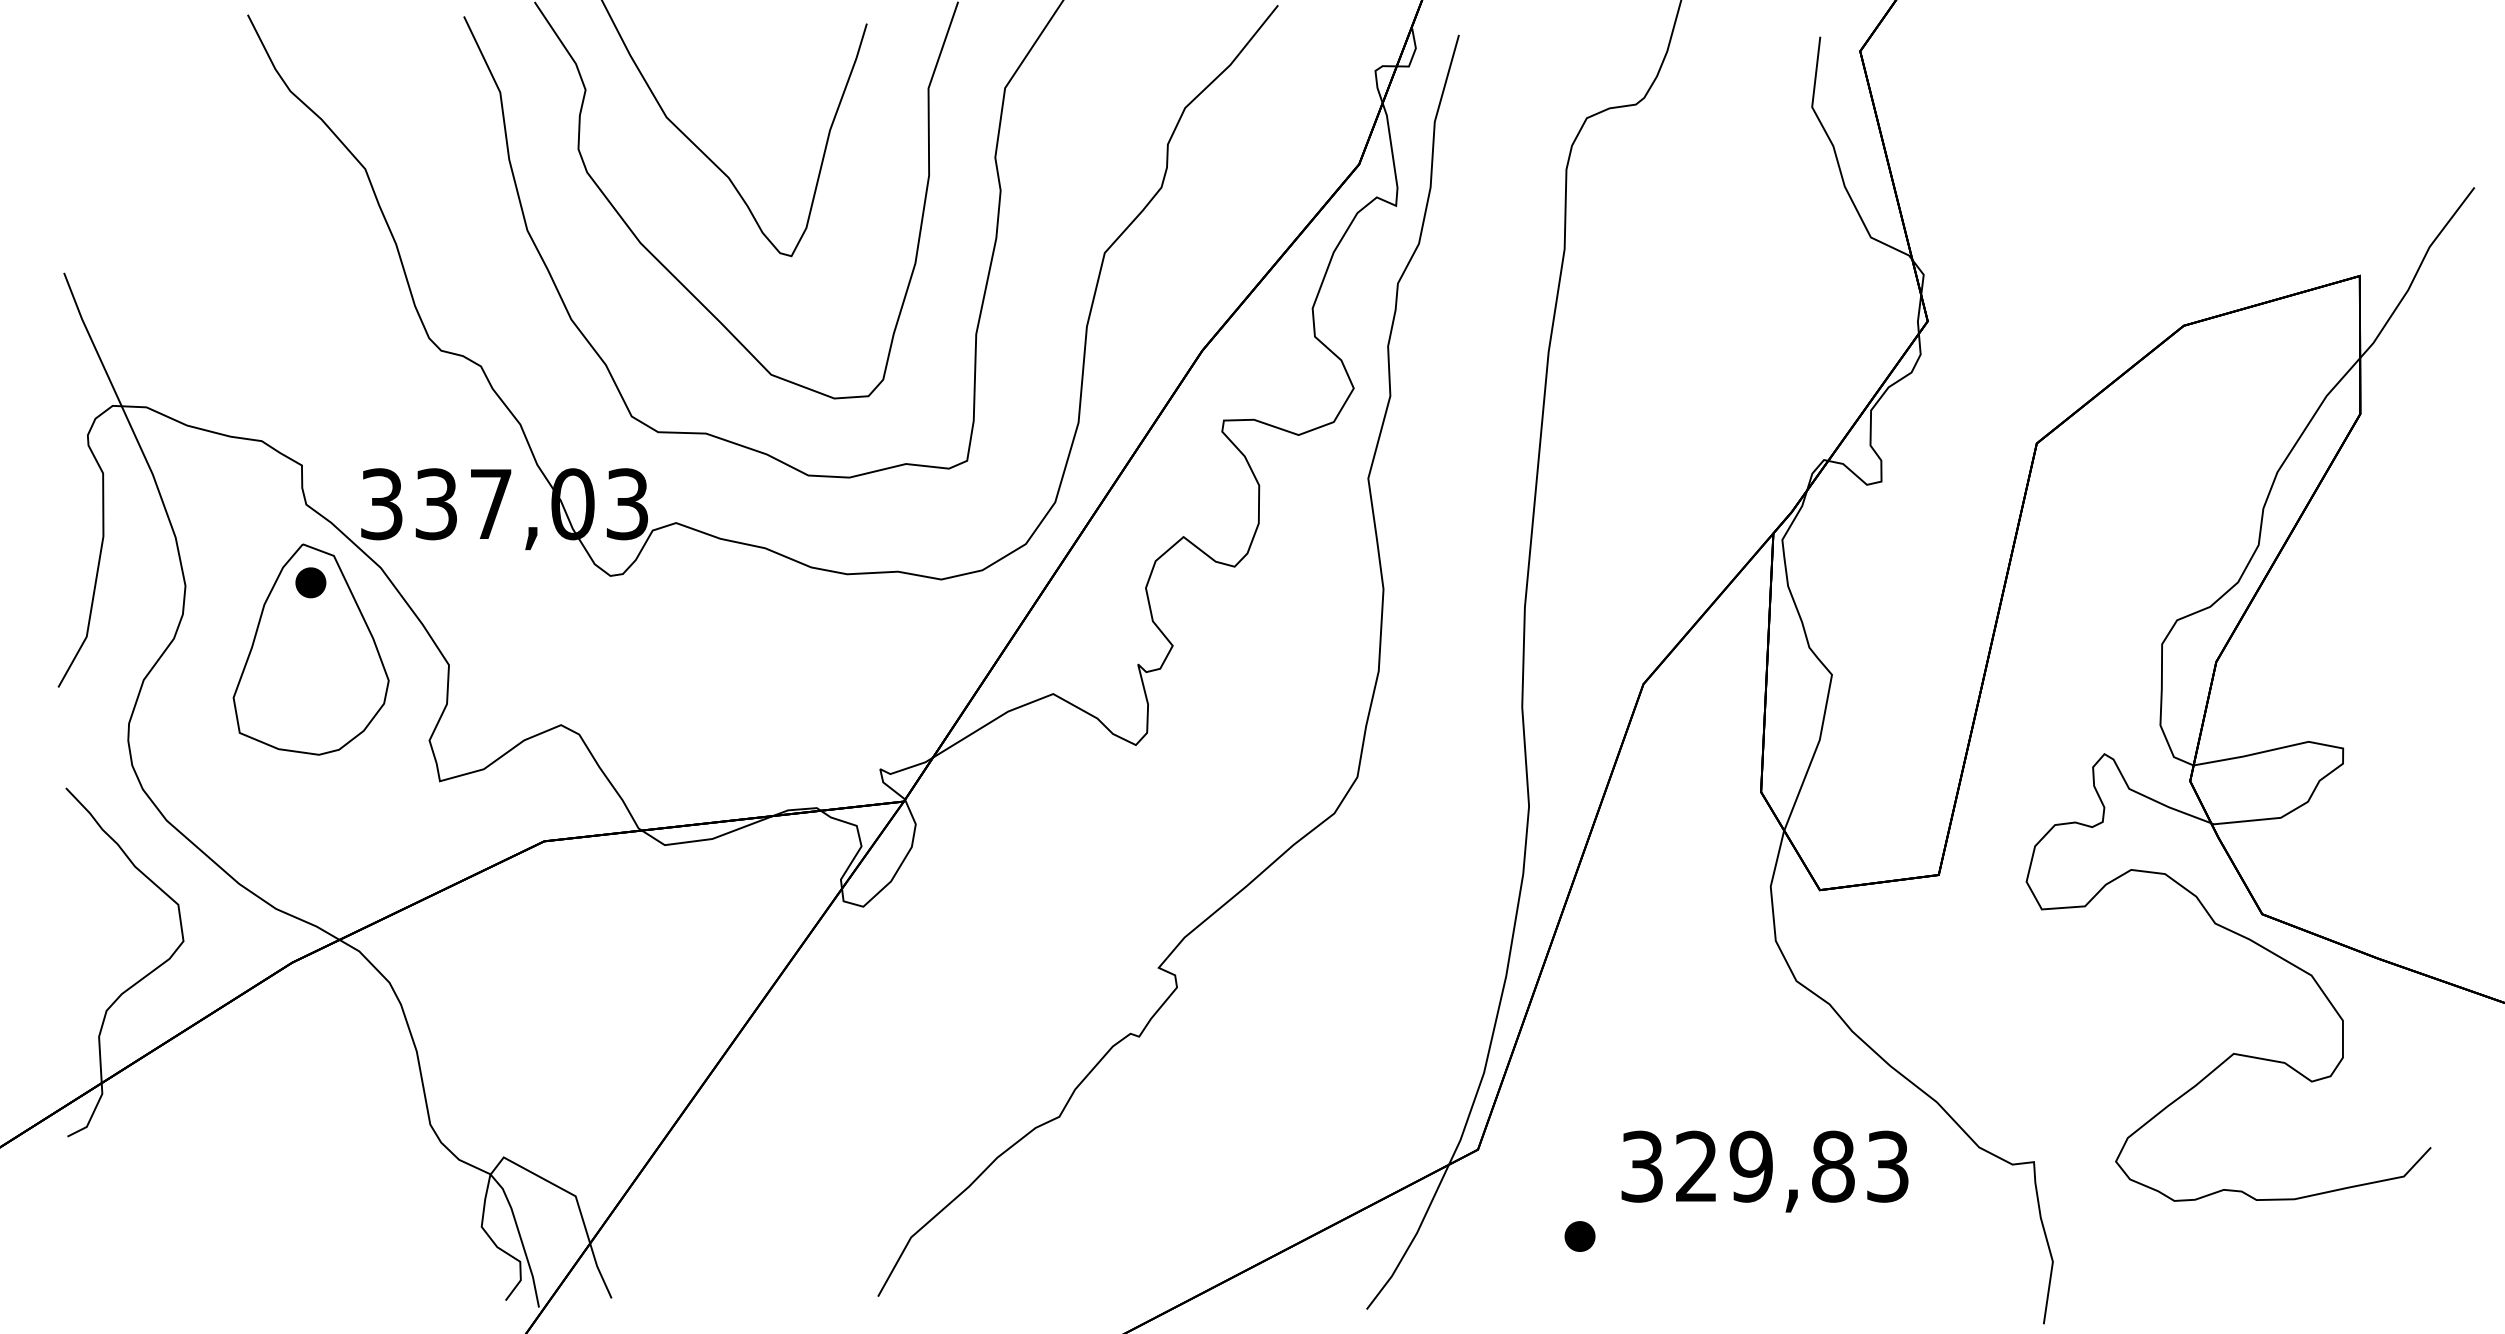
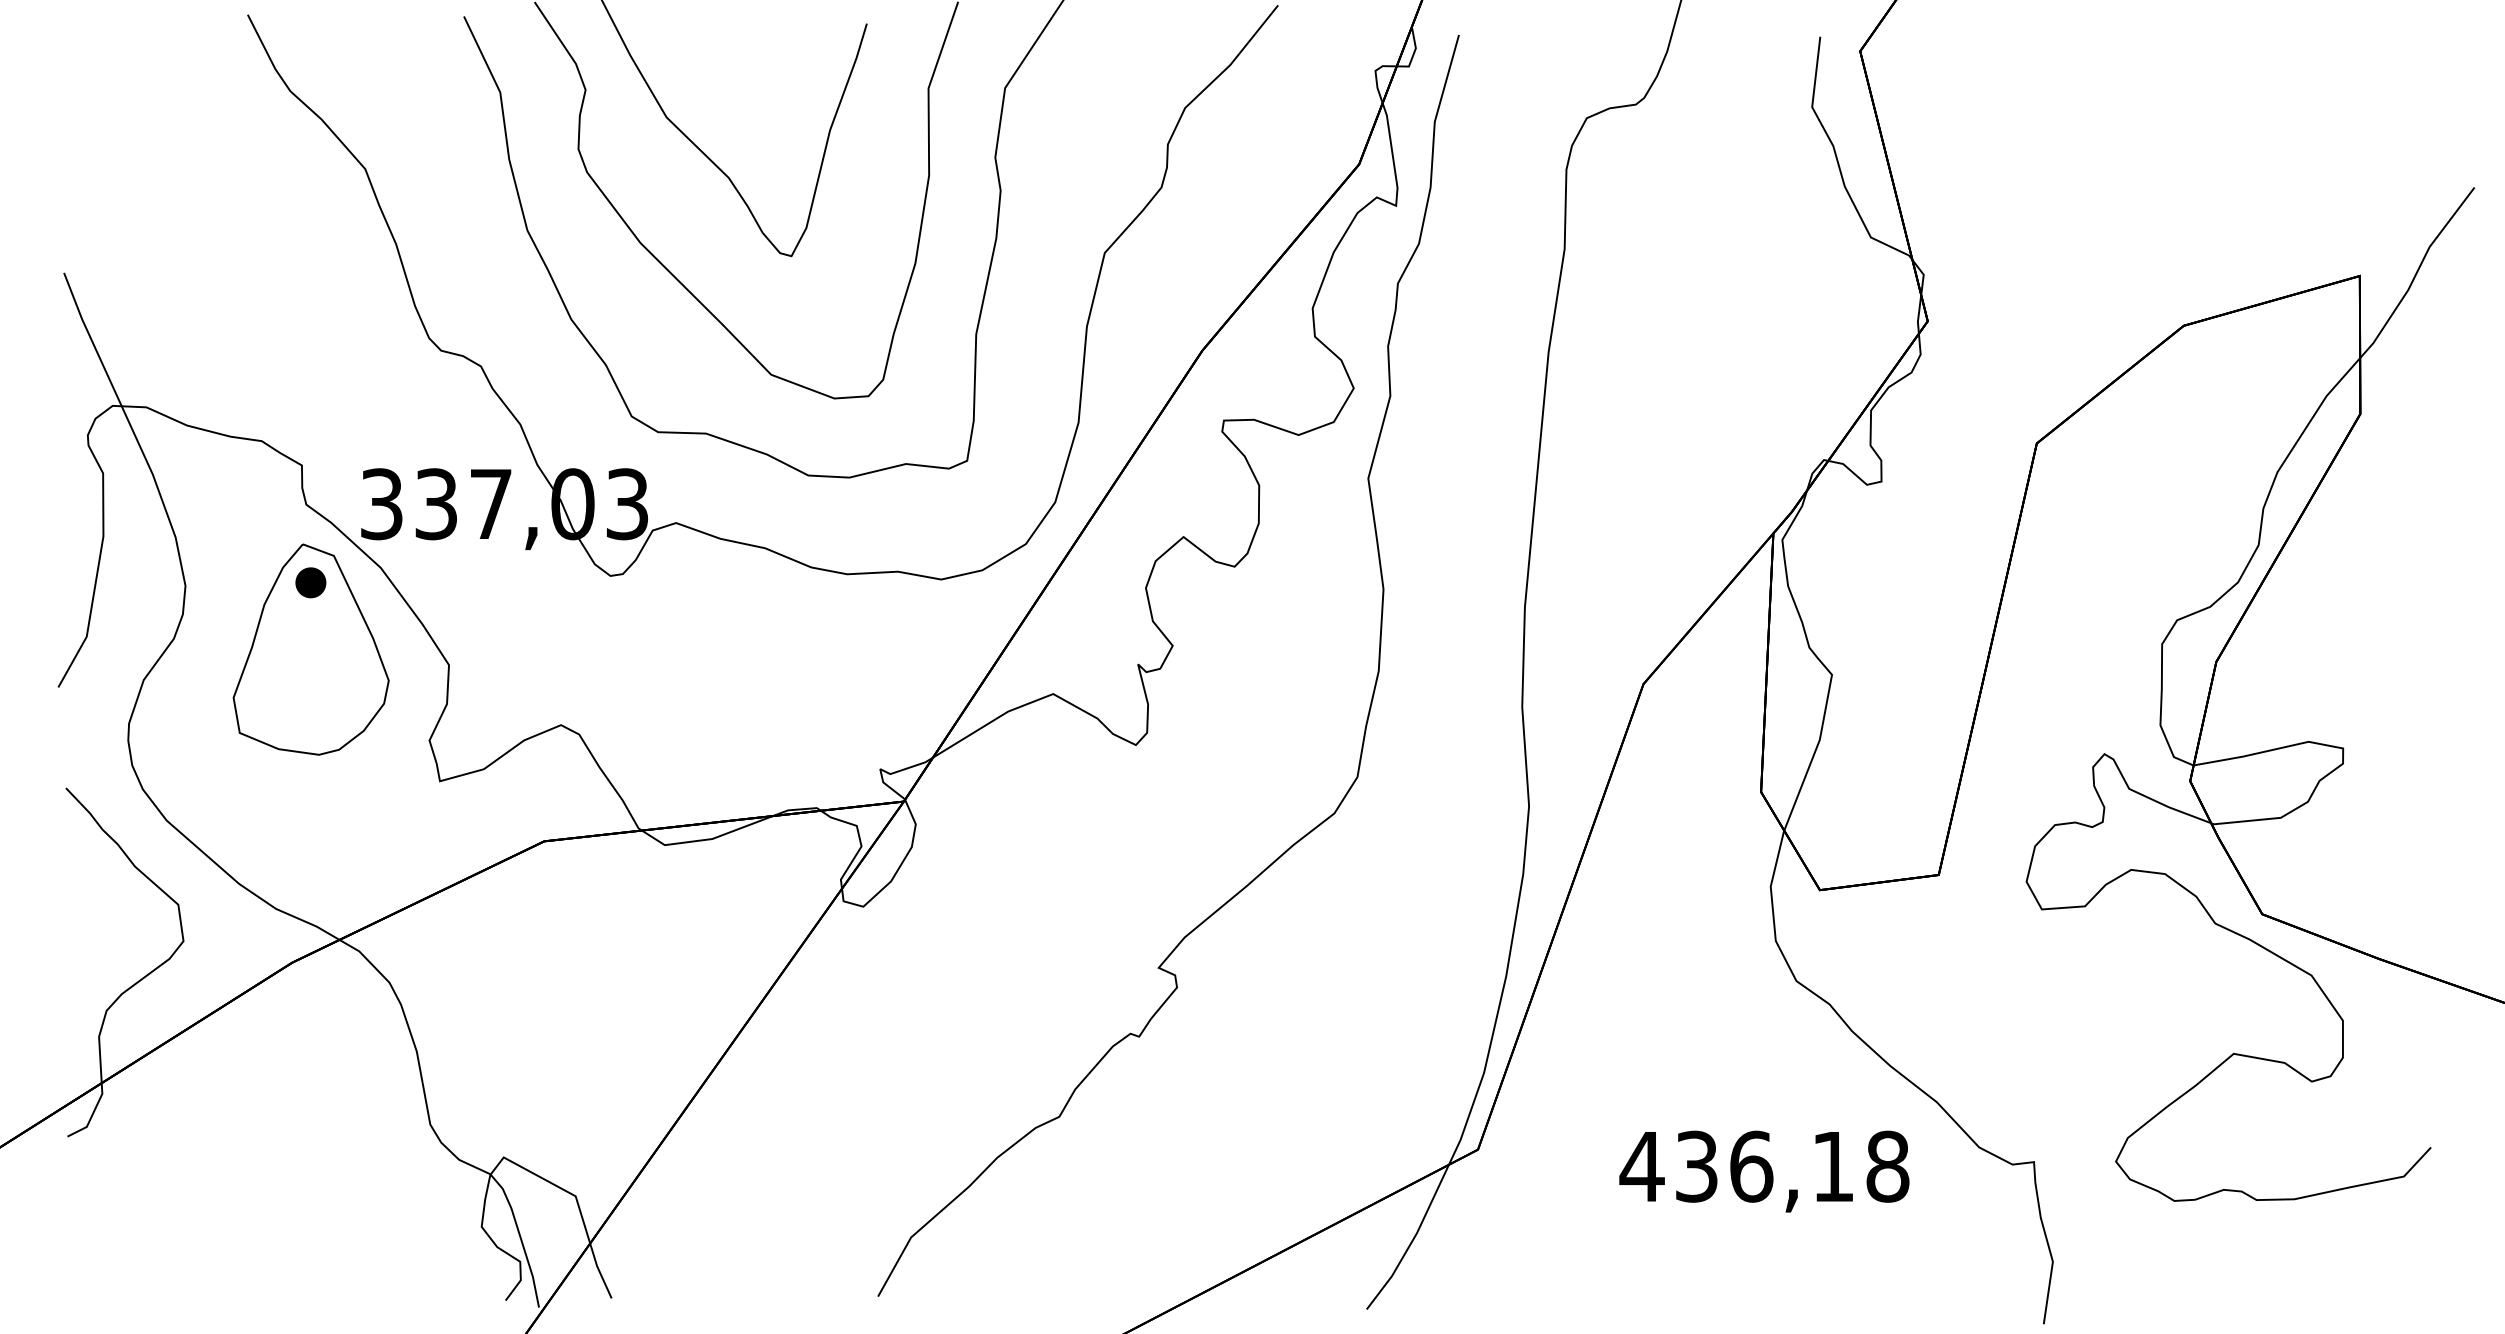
text: 329,83 -> 436,18 (1764, 1166)
part: present -> none (1579, 1236)
